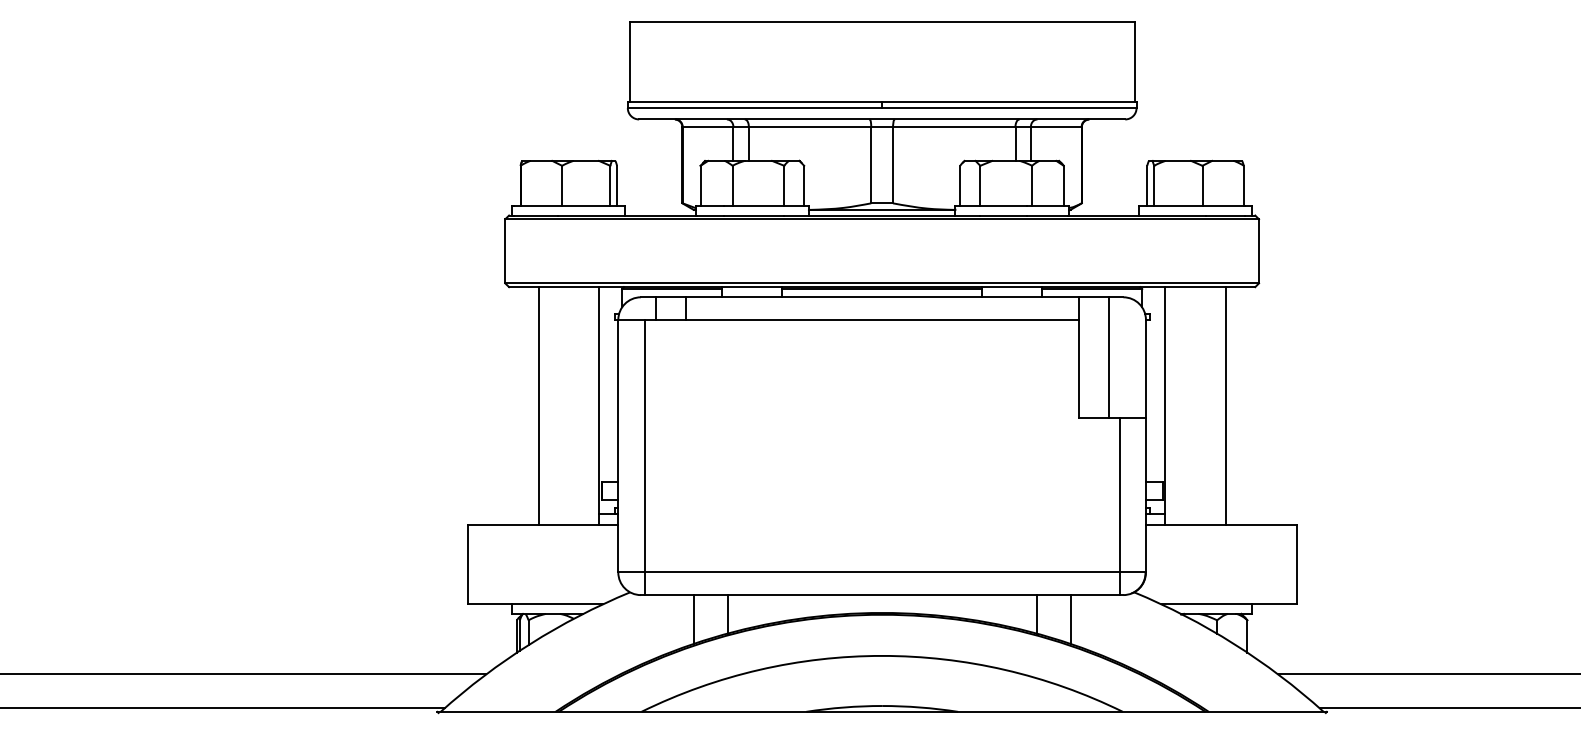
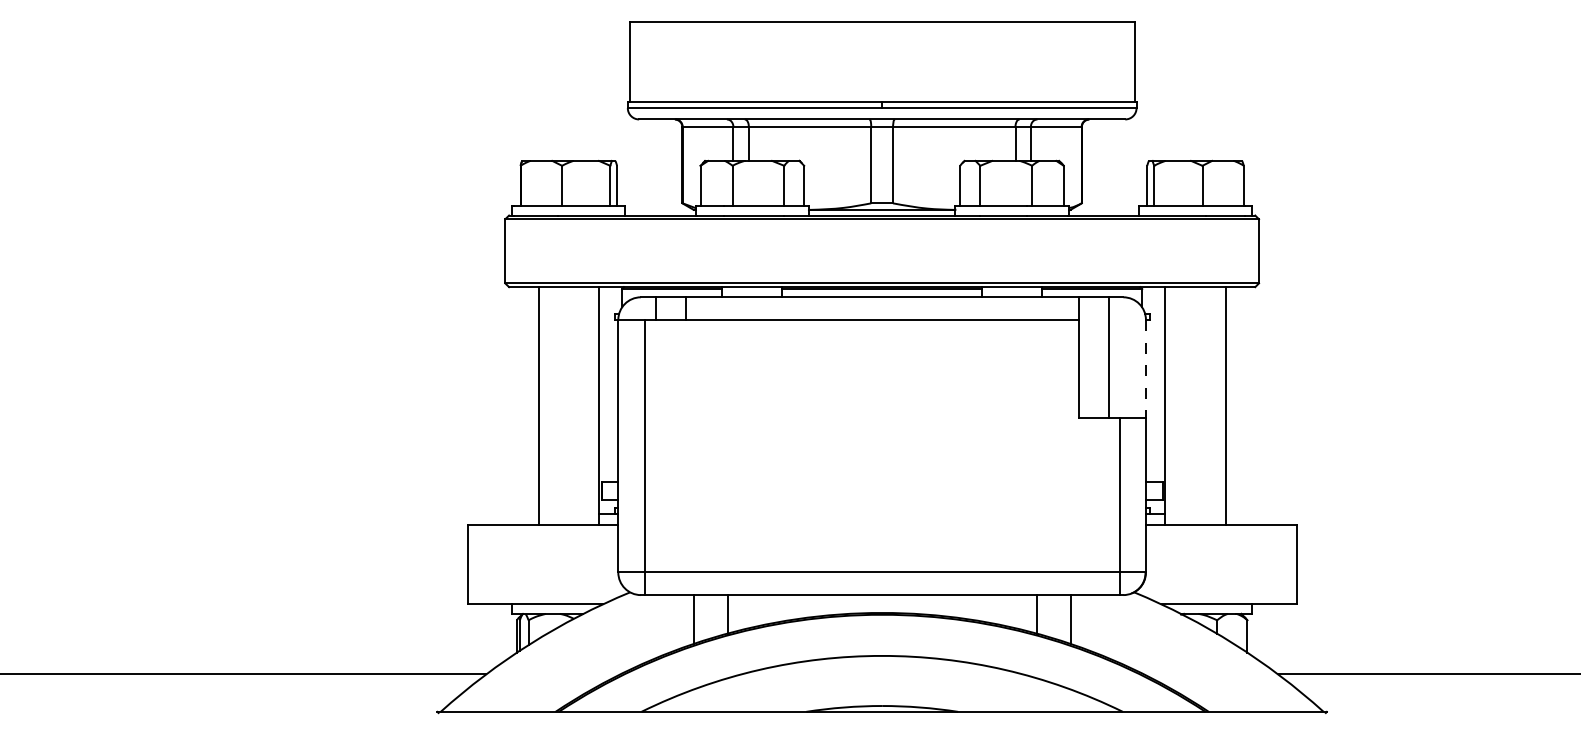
line: solid -> dashed (1145, 369)
line: present -> none (223, 708)
line: present -> none (1448, 708)
